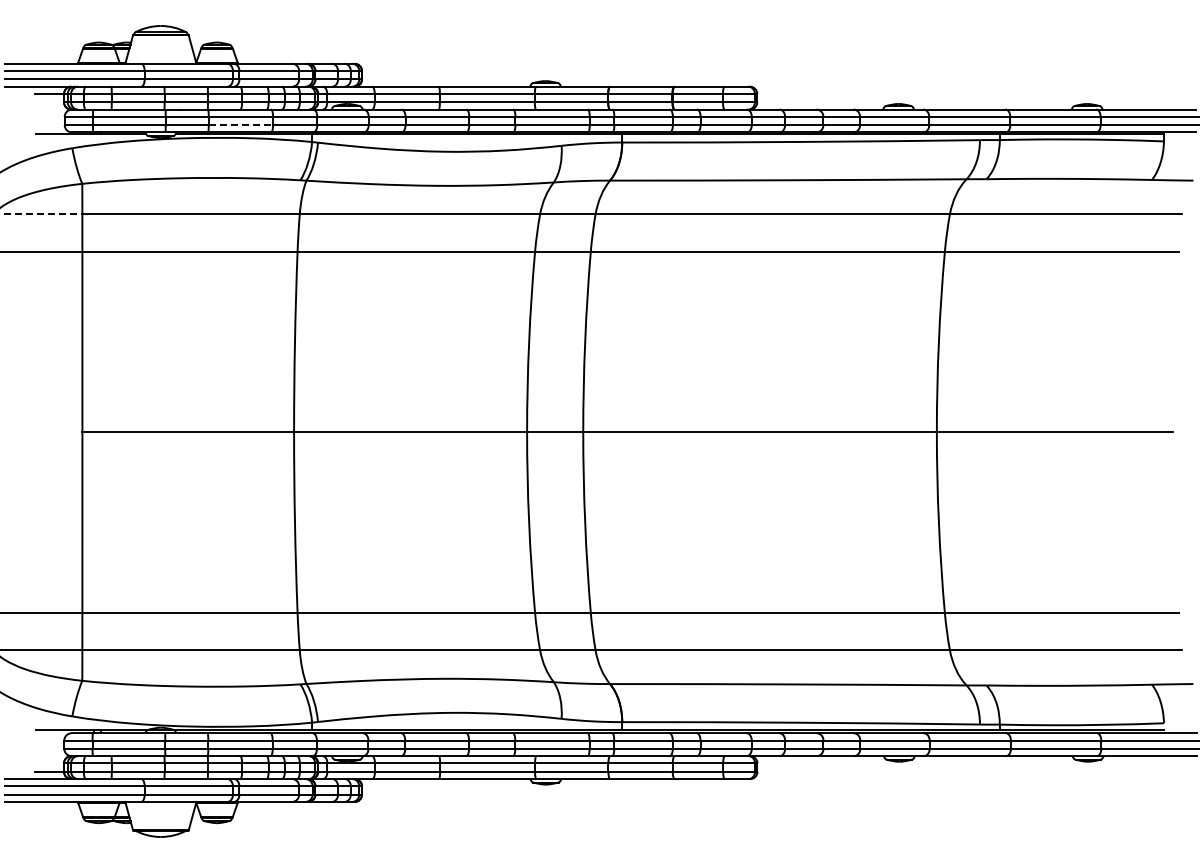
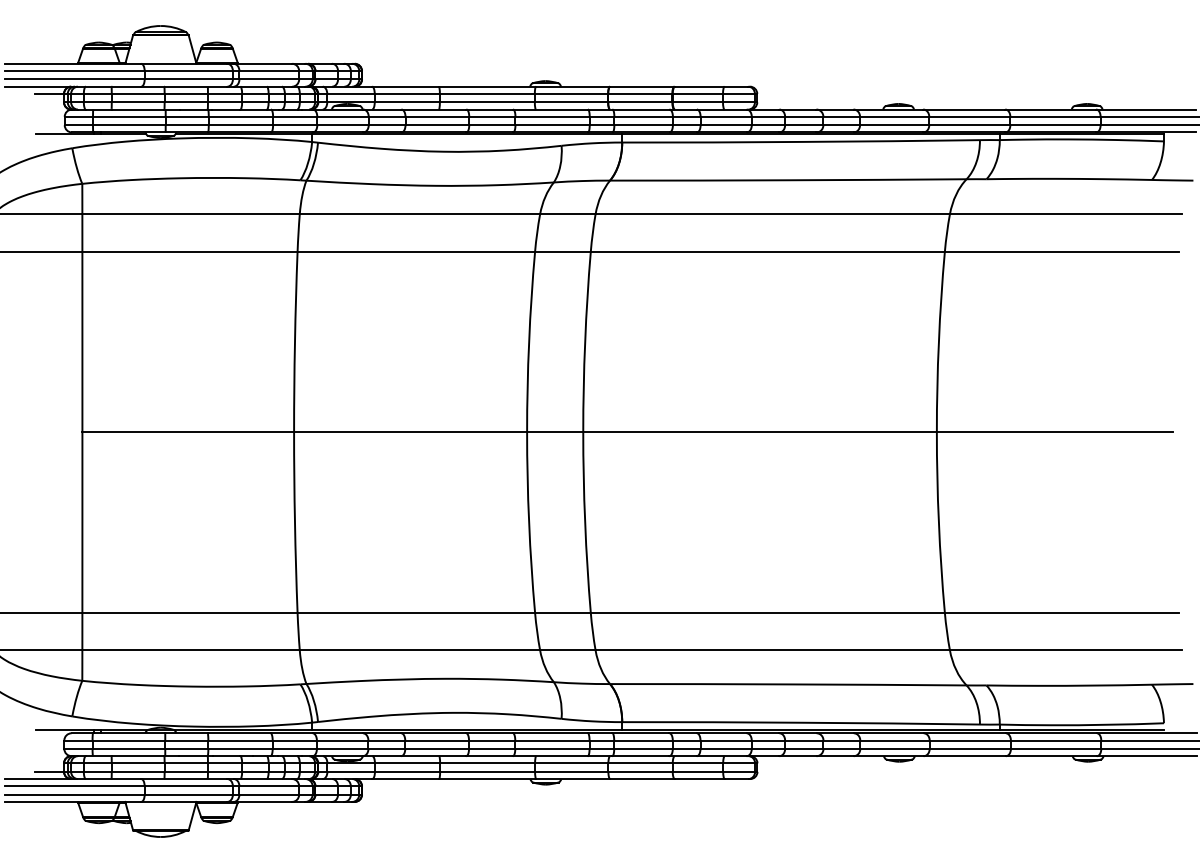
line: dashed -> solid (241, 125)
line: dashed -> solid (41, 214)
